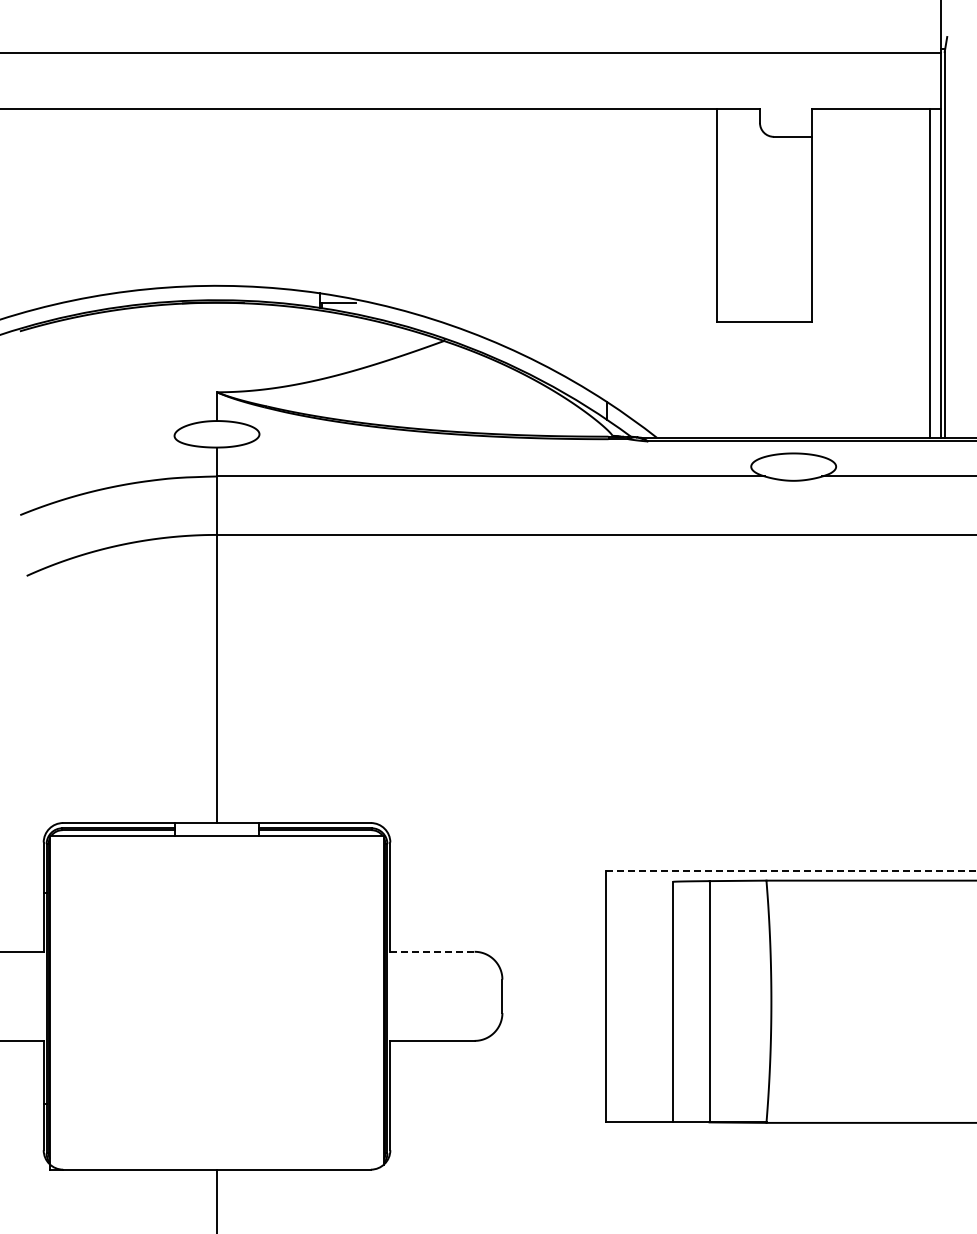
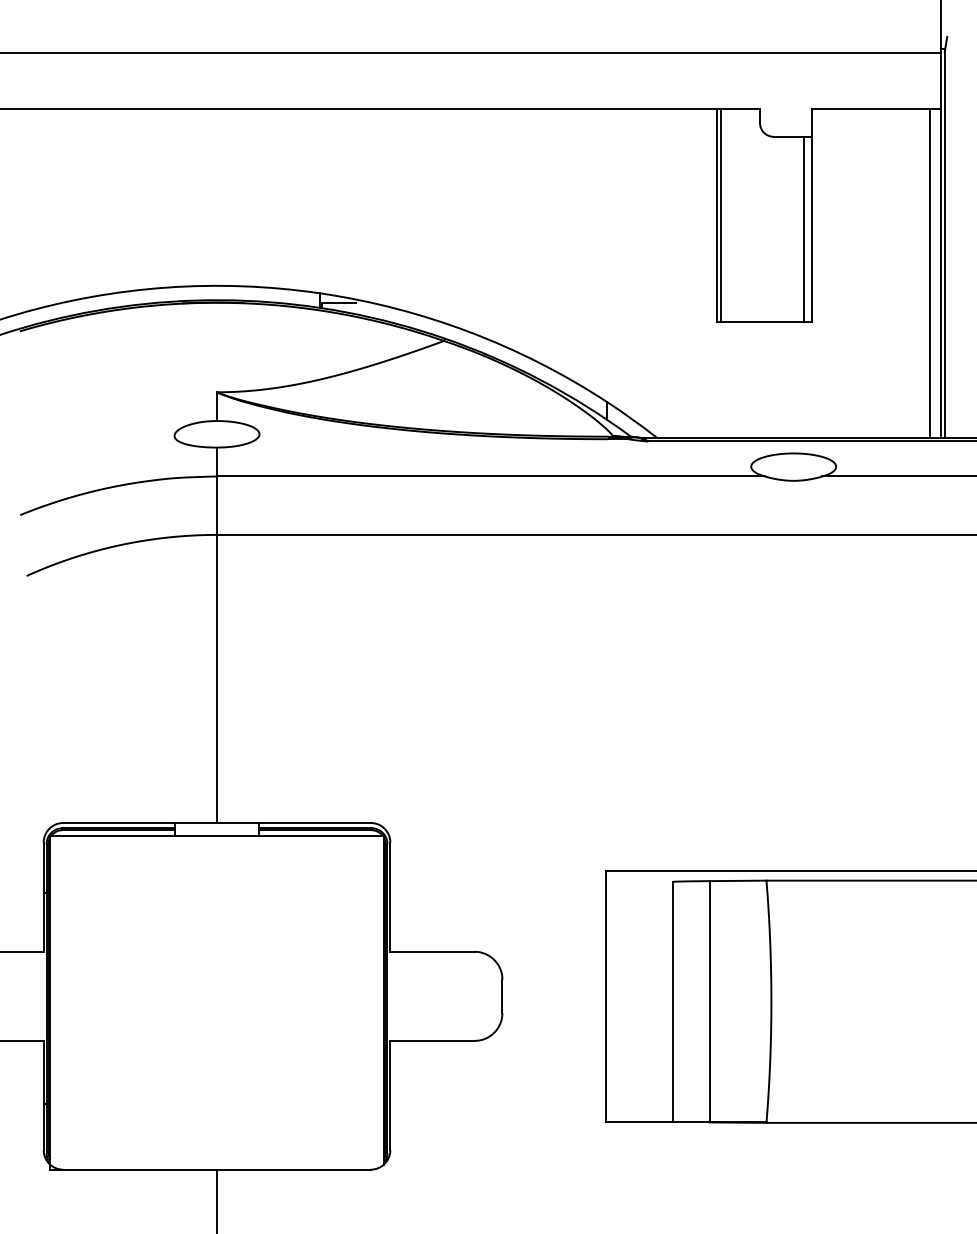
line: none -> present (720, 215)
line: none -> present (804, 229)
line: dashed -> solid (791, 871)
line: dashed -> solid (432, 951)
